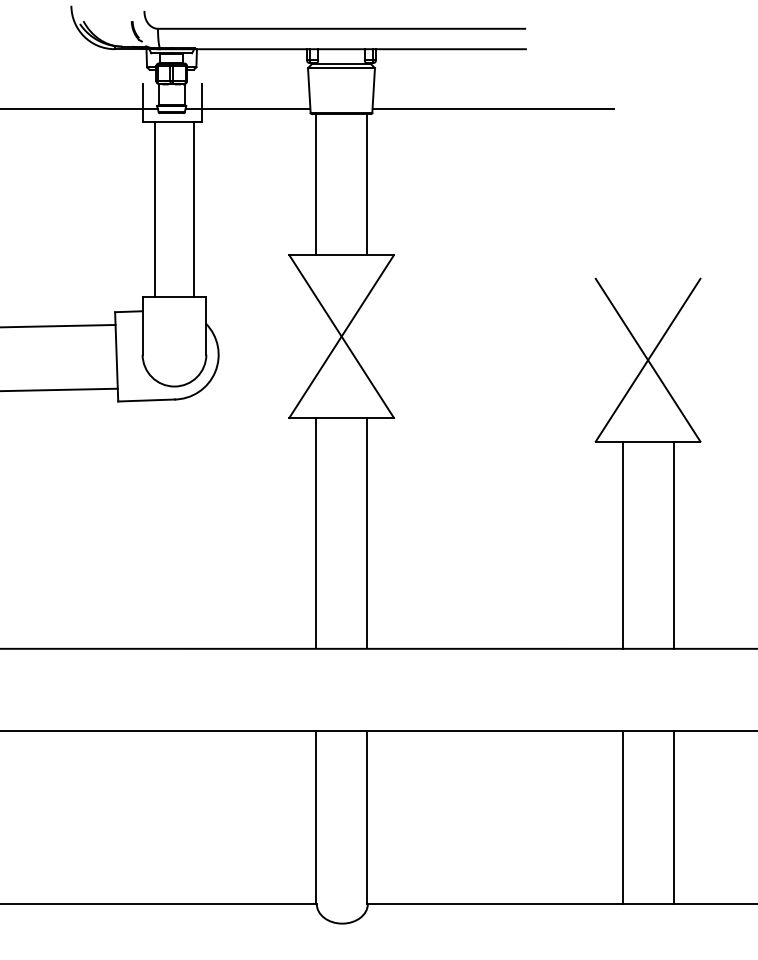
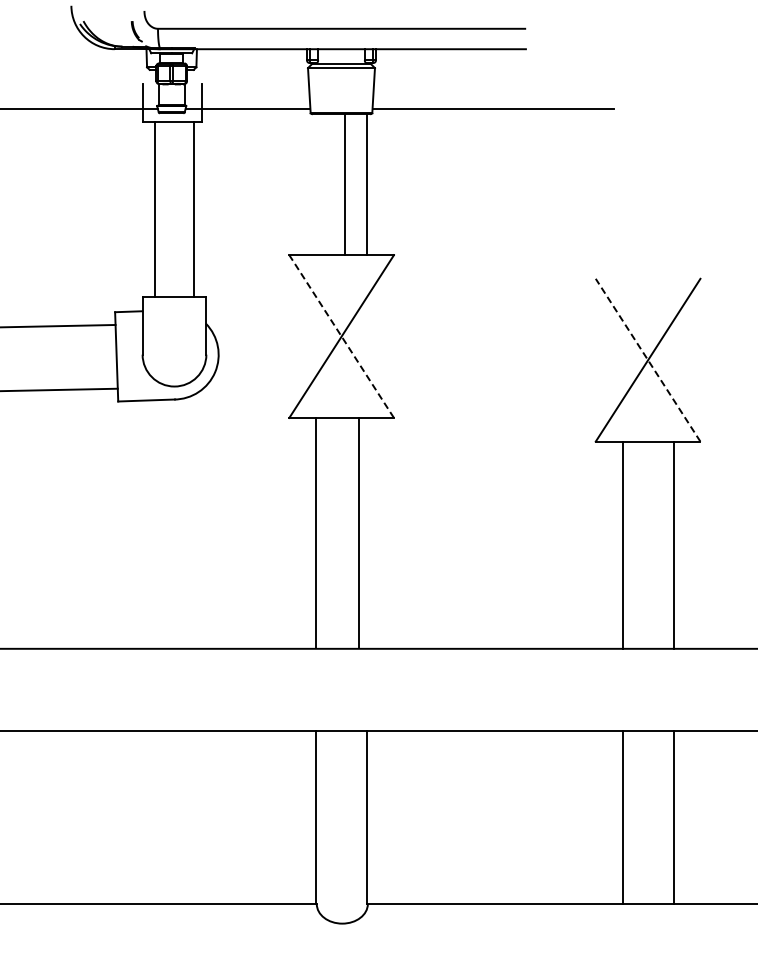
line position: (316, 184) -> (345, 184) (345, 184)
line: solid -> dashed (341, 336)
line: solid -> dashed (648, 360)
line position: (367, 532) -> (359, 532) (359, 532)
